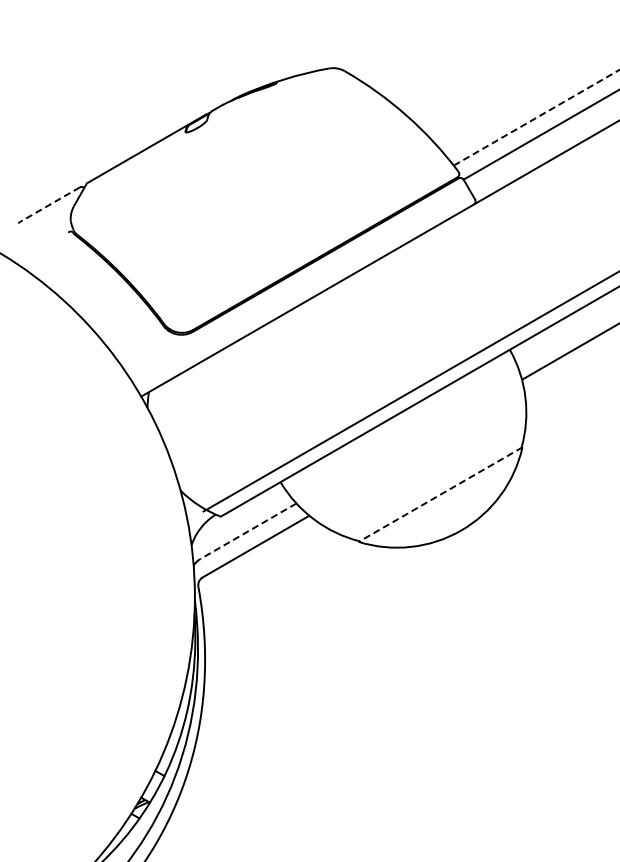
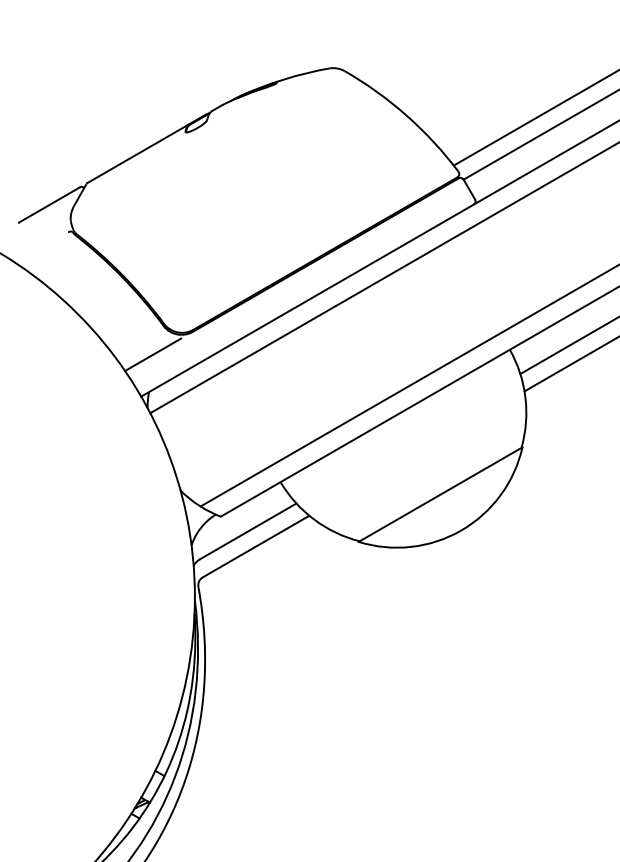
line: dashed -> solid (537, 117)
line: dashed -> solid (49, 204)
line: none -> present (383, 278)
line position: (569, 351) -> (568, 346) (568, 346)
line: none -> present (153, 354)
line: none -> present (570, 364)
line position: (409, 391) -> (408, 386) (408, 386)
line: dashed -> solid (440, 494)
line: dashed -> solid (247, 531)
